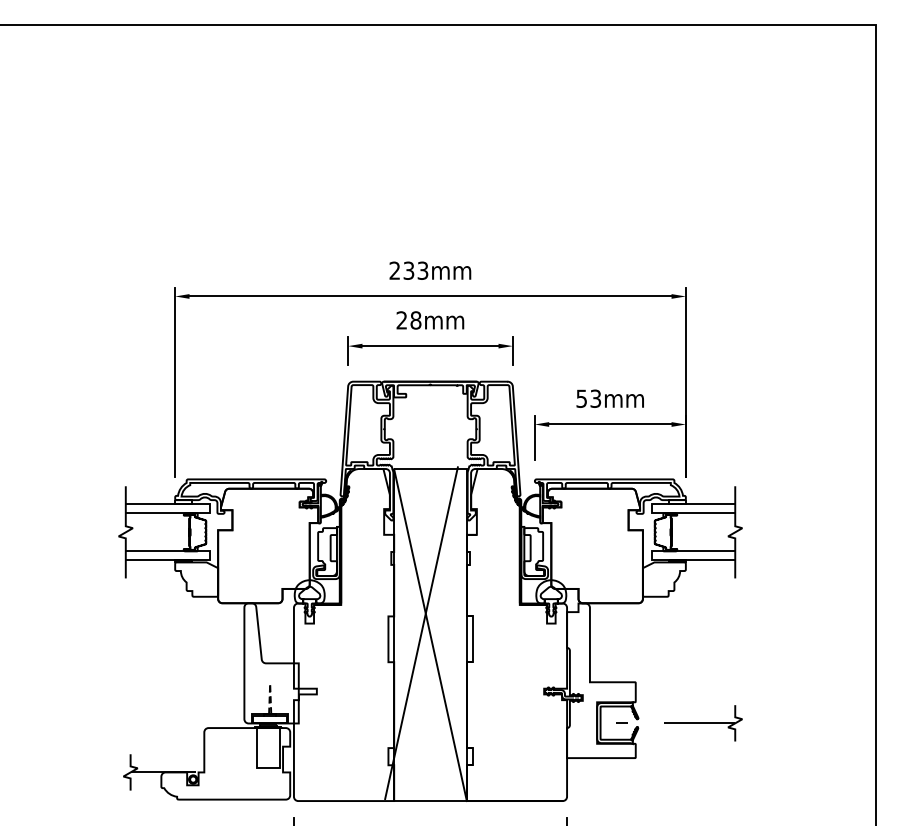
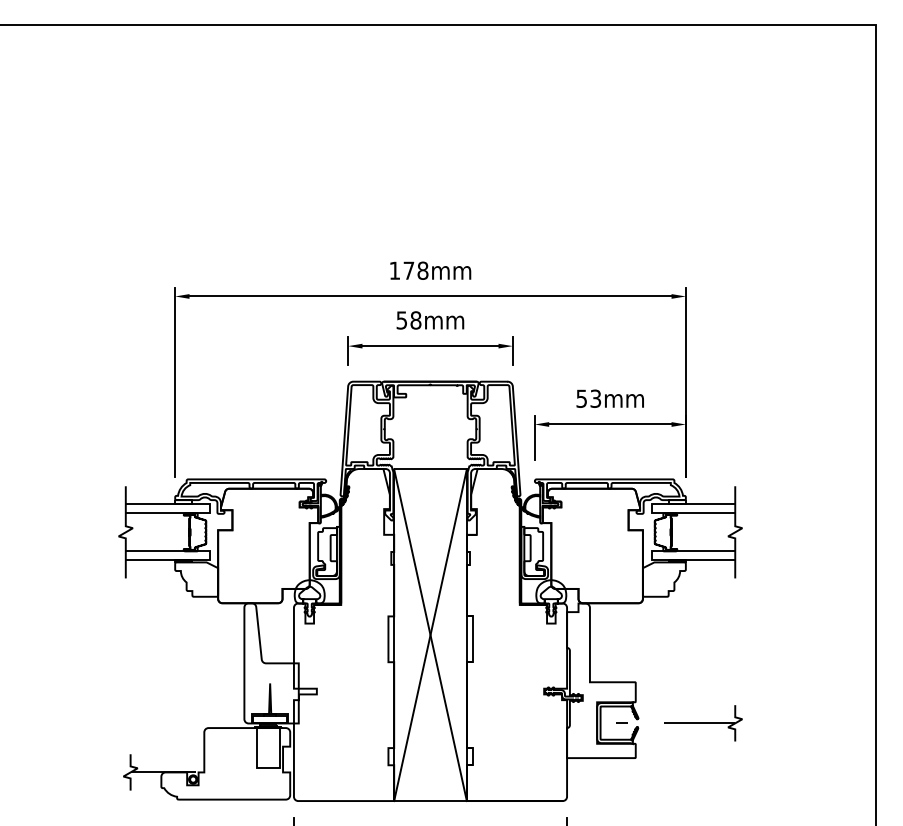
text: 233mm -> 178mm (408, 270)
text: 28mm -> 58mm (401, 320)
line position: (421, 633) -> (430, 635) (430, 635)
line: dashed -> solid (270, 683)
